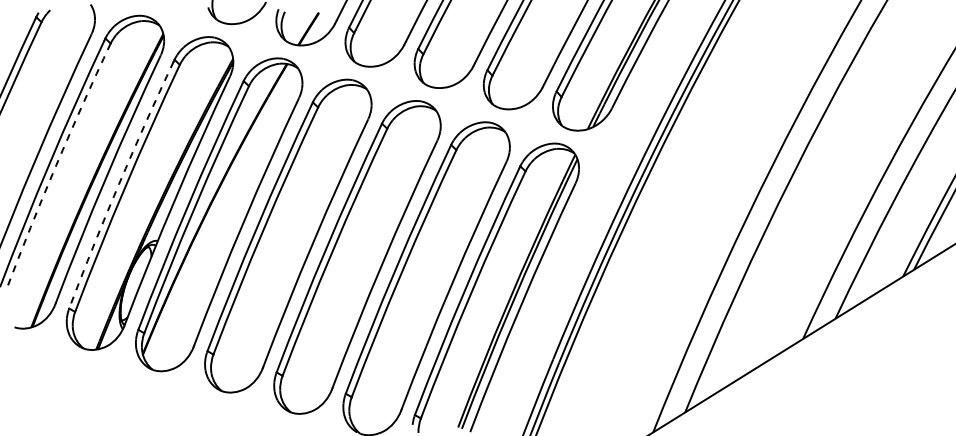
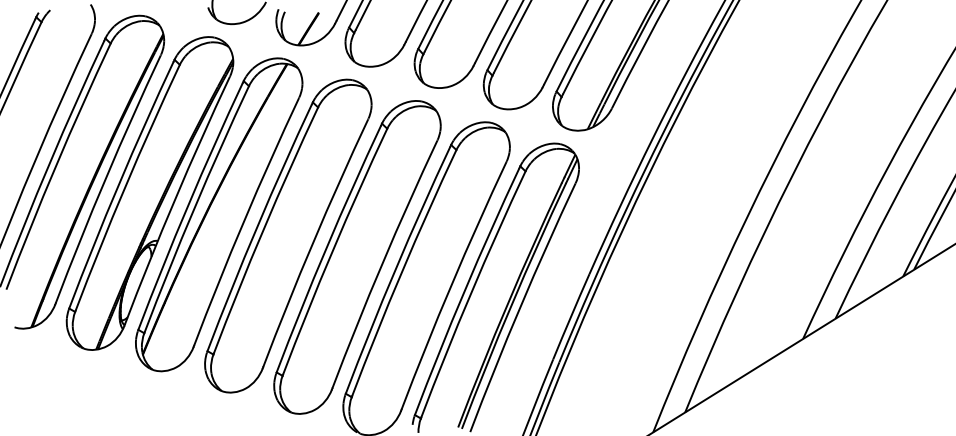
arc: dashed -> solid (56, 165)
arc: dashed -> solid (119, 184)
